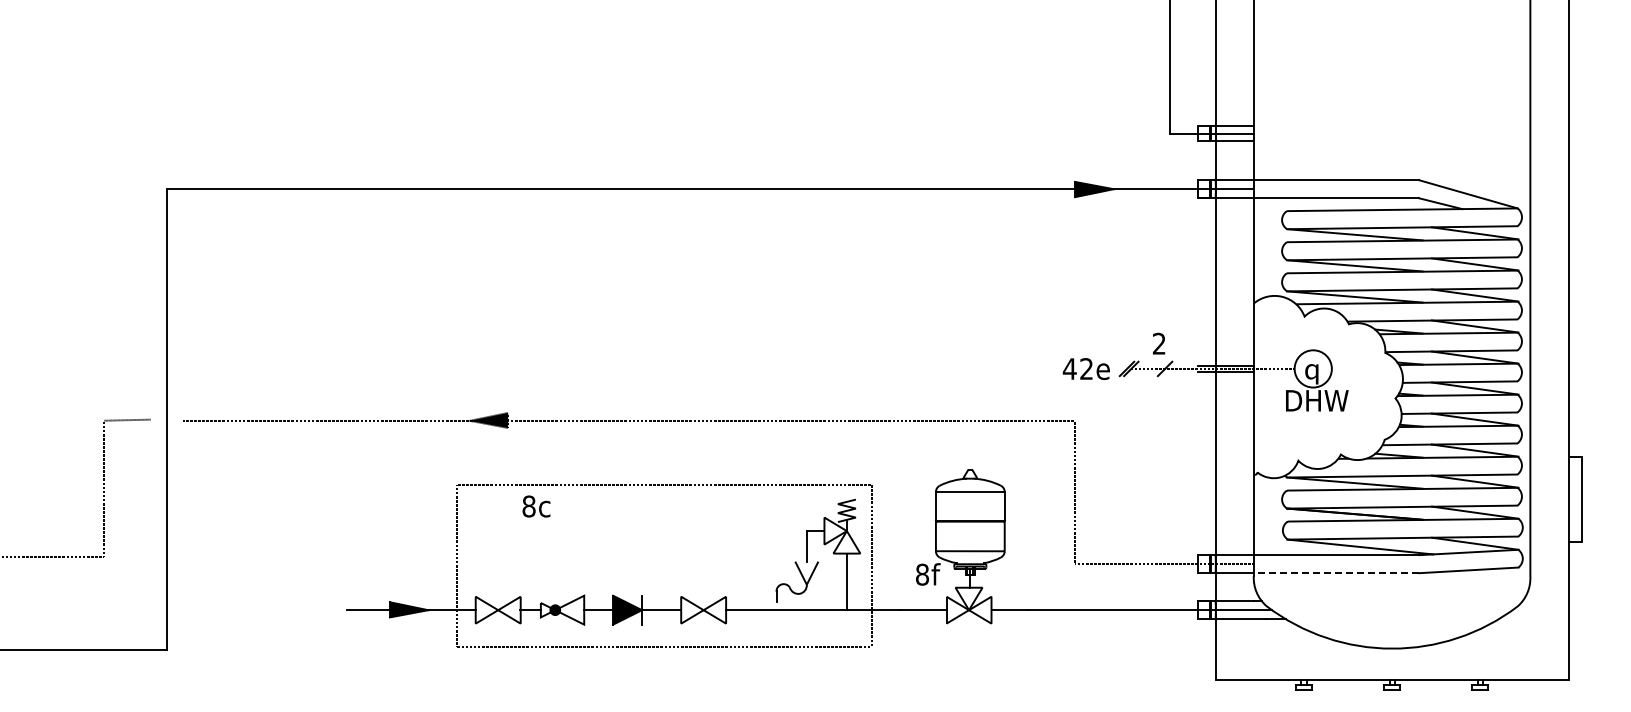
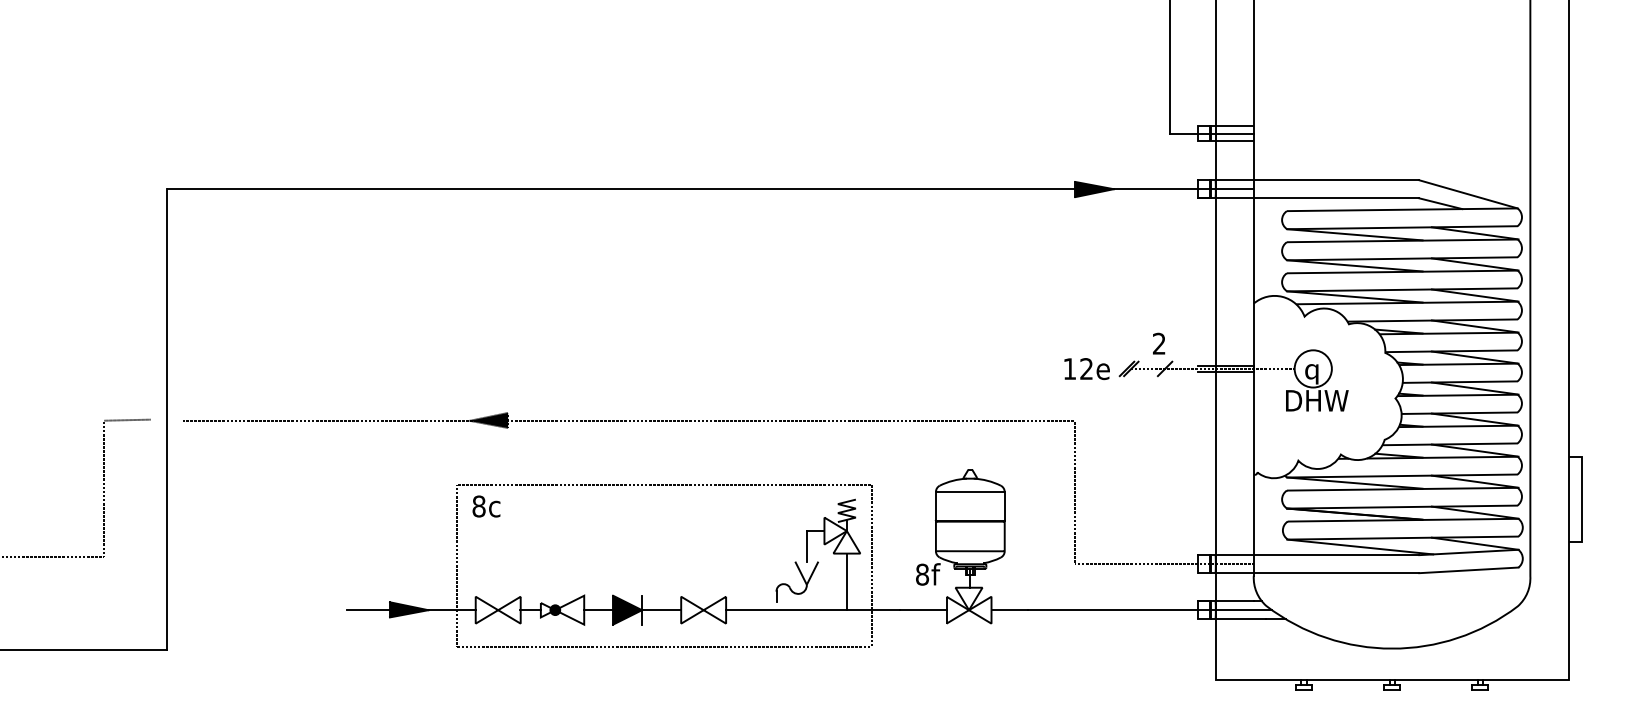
text: 42e -> 12e (1069, 368)
text position: (536, 506) -> (486, 506) (486, 506)
line: dashed -> solid (1336, 573)
